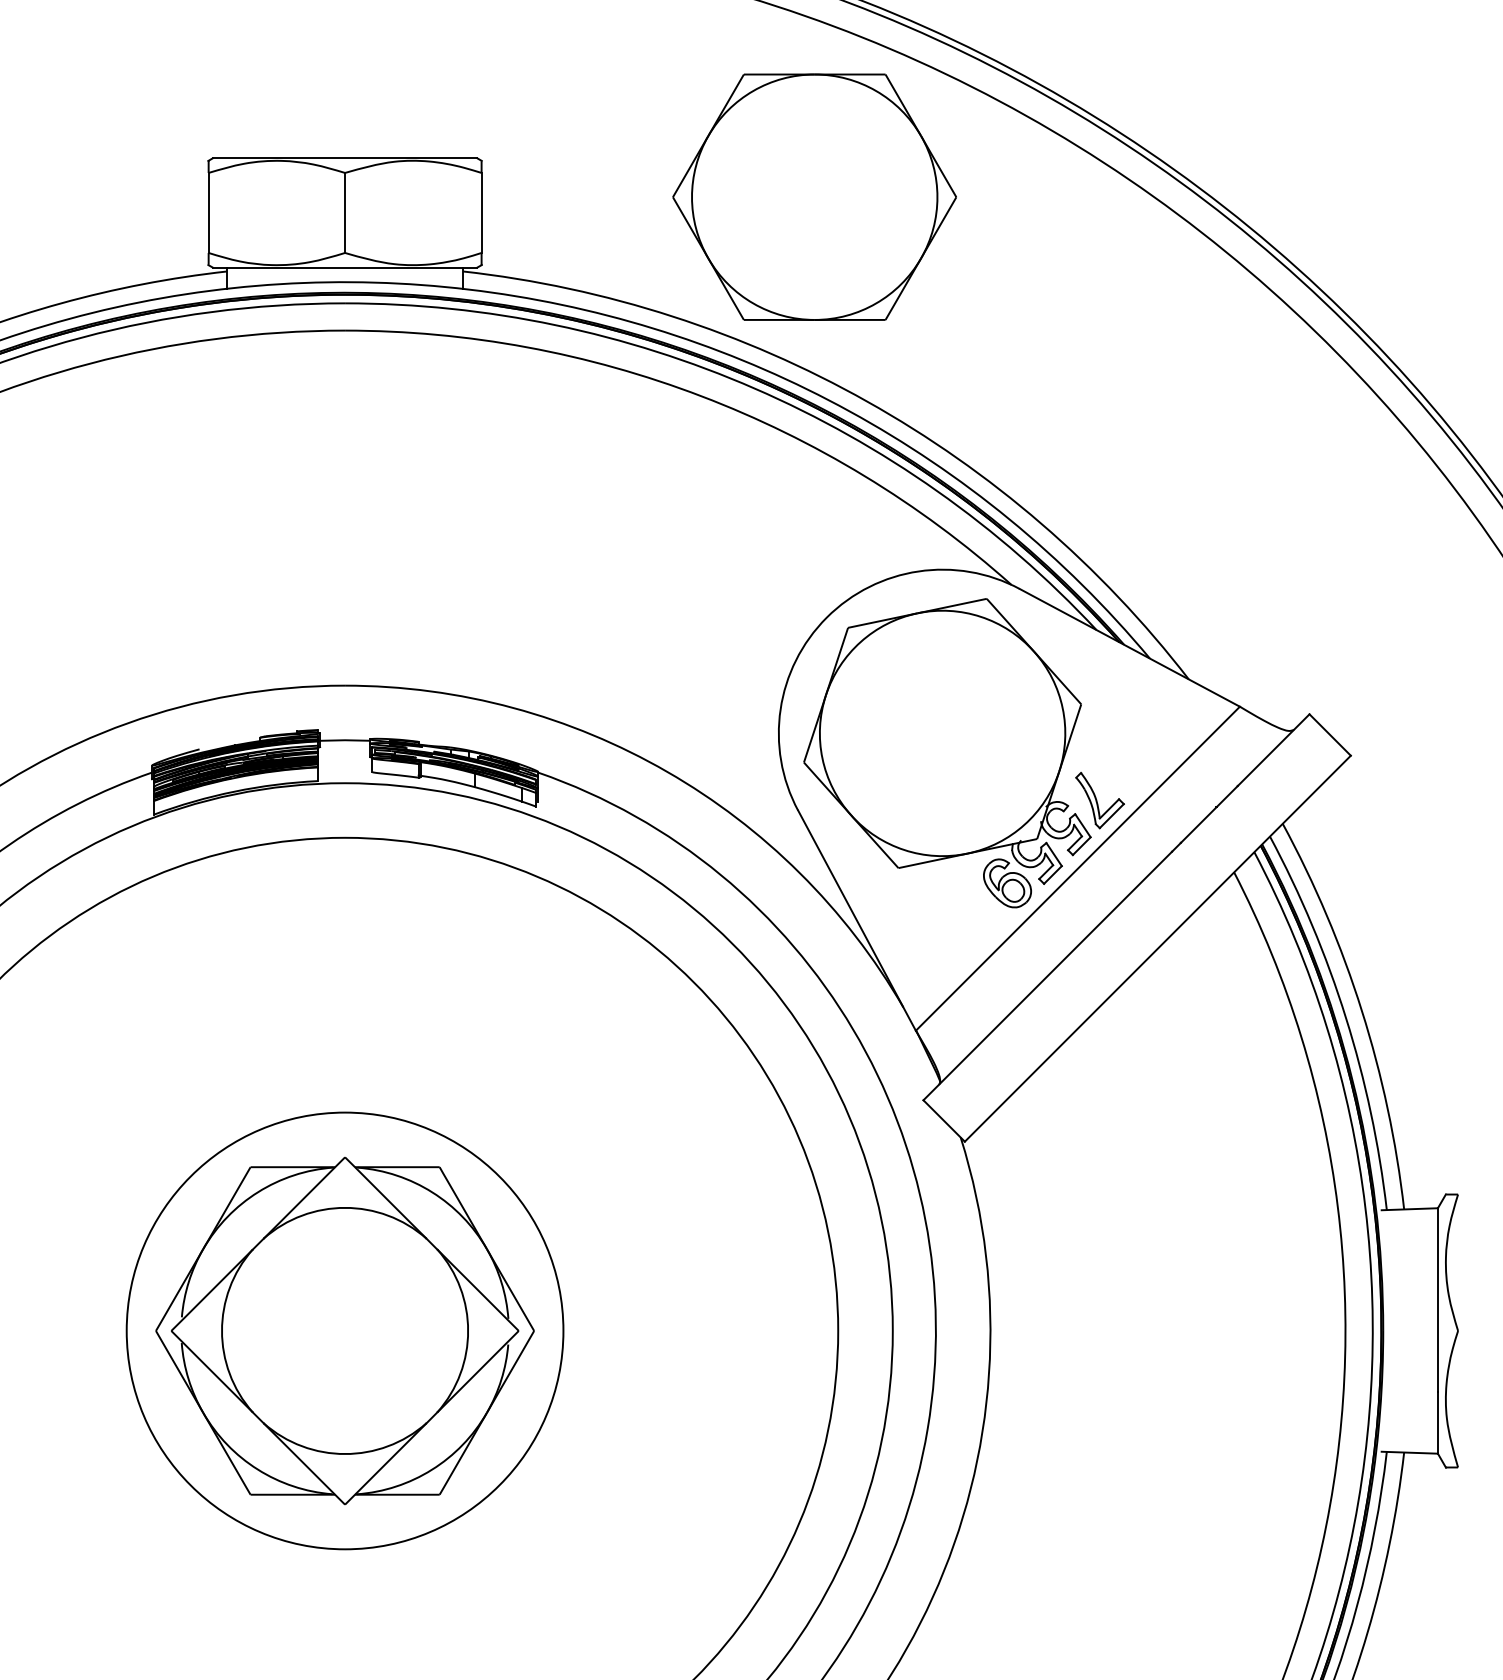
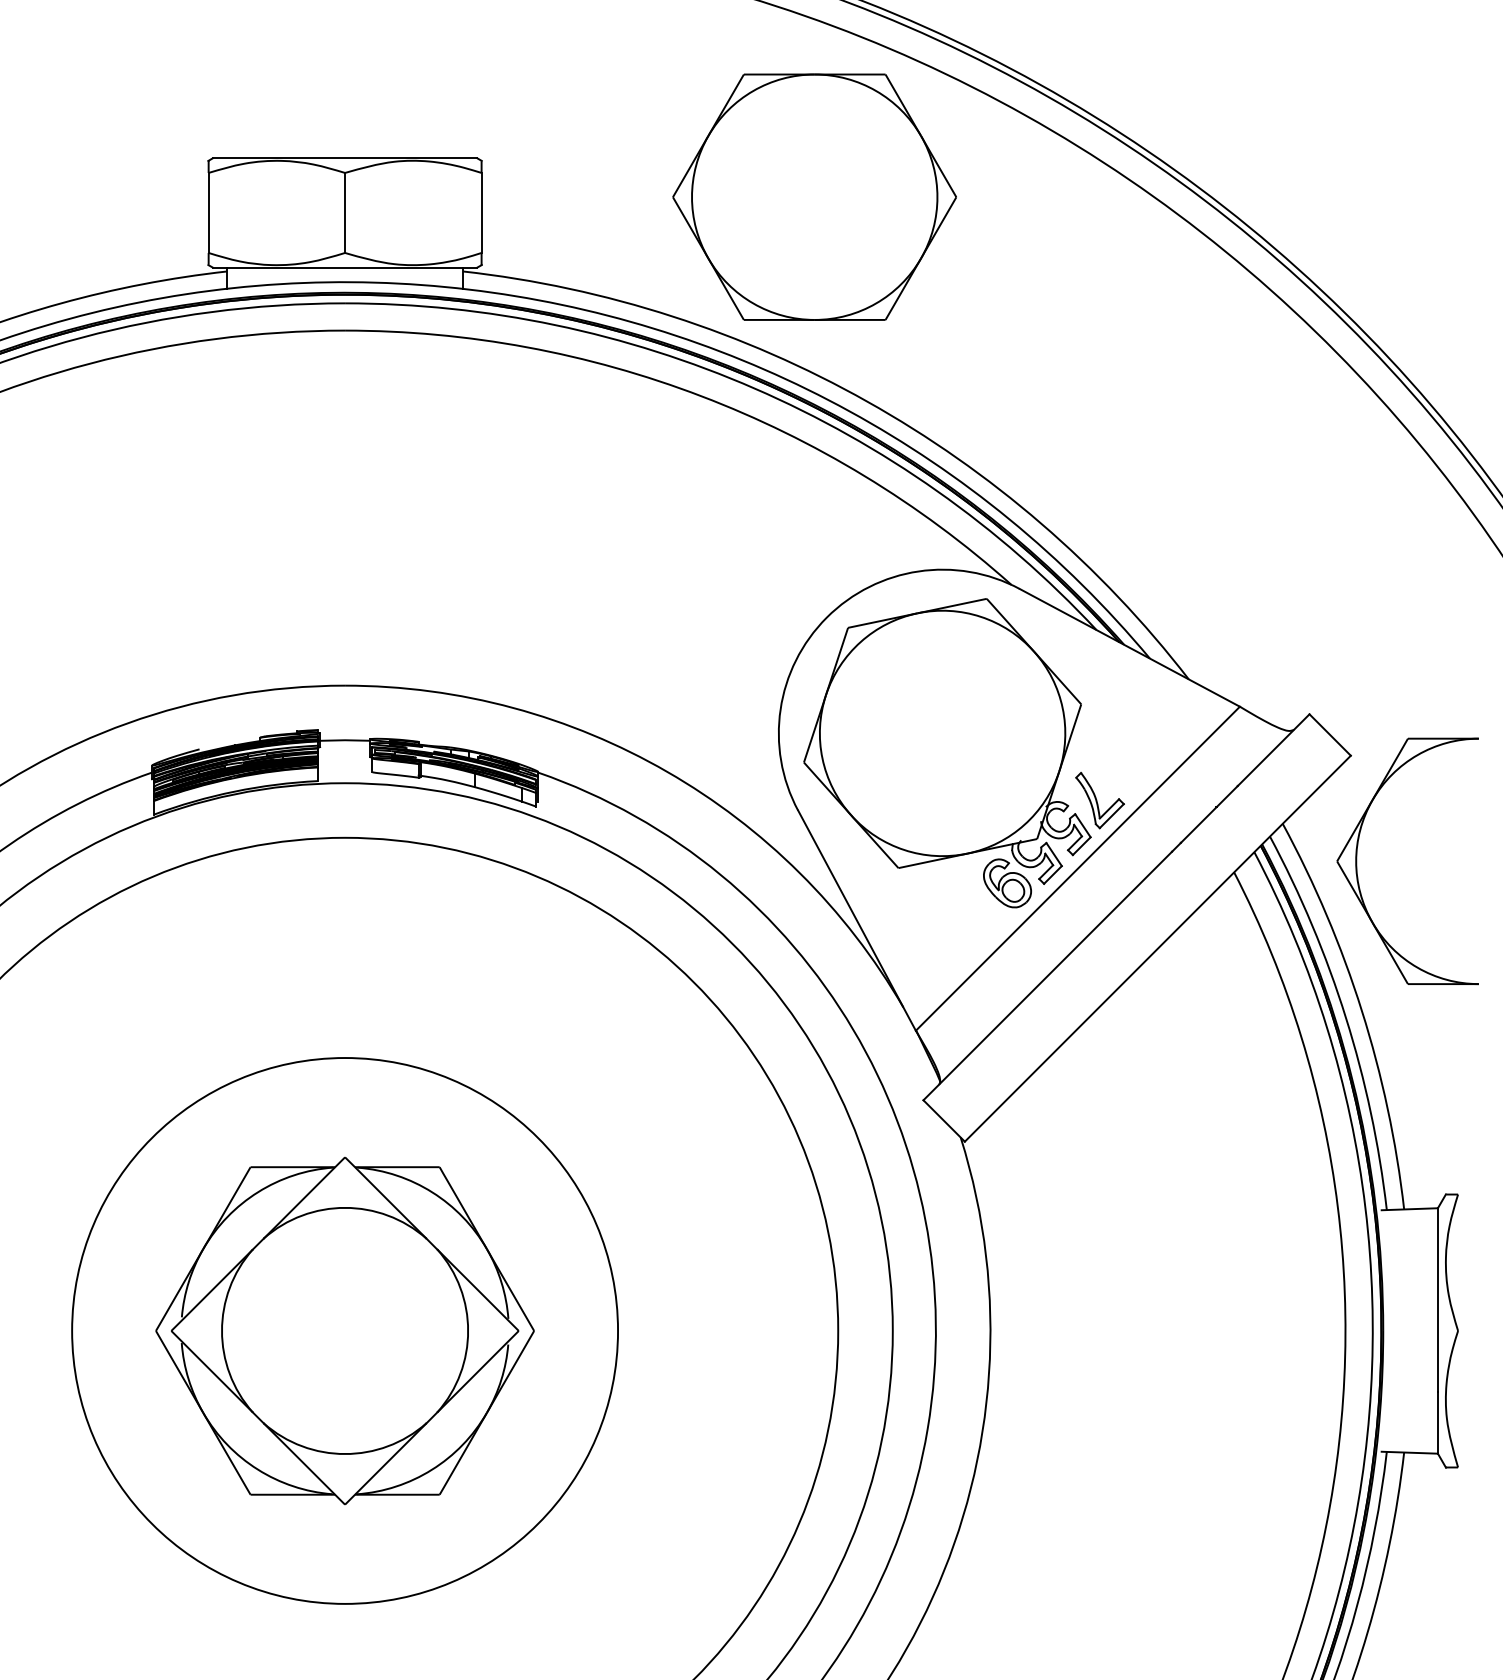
part: none -> present (1357, 861)
circle diameter: 437 px -> 546 px (345, 1330)
